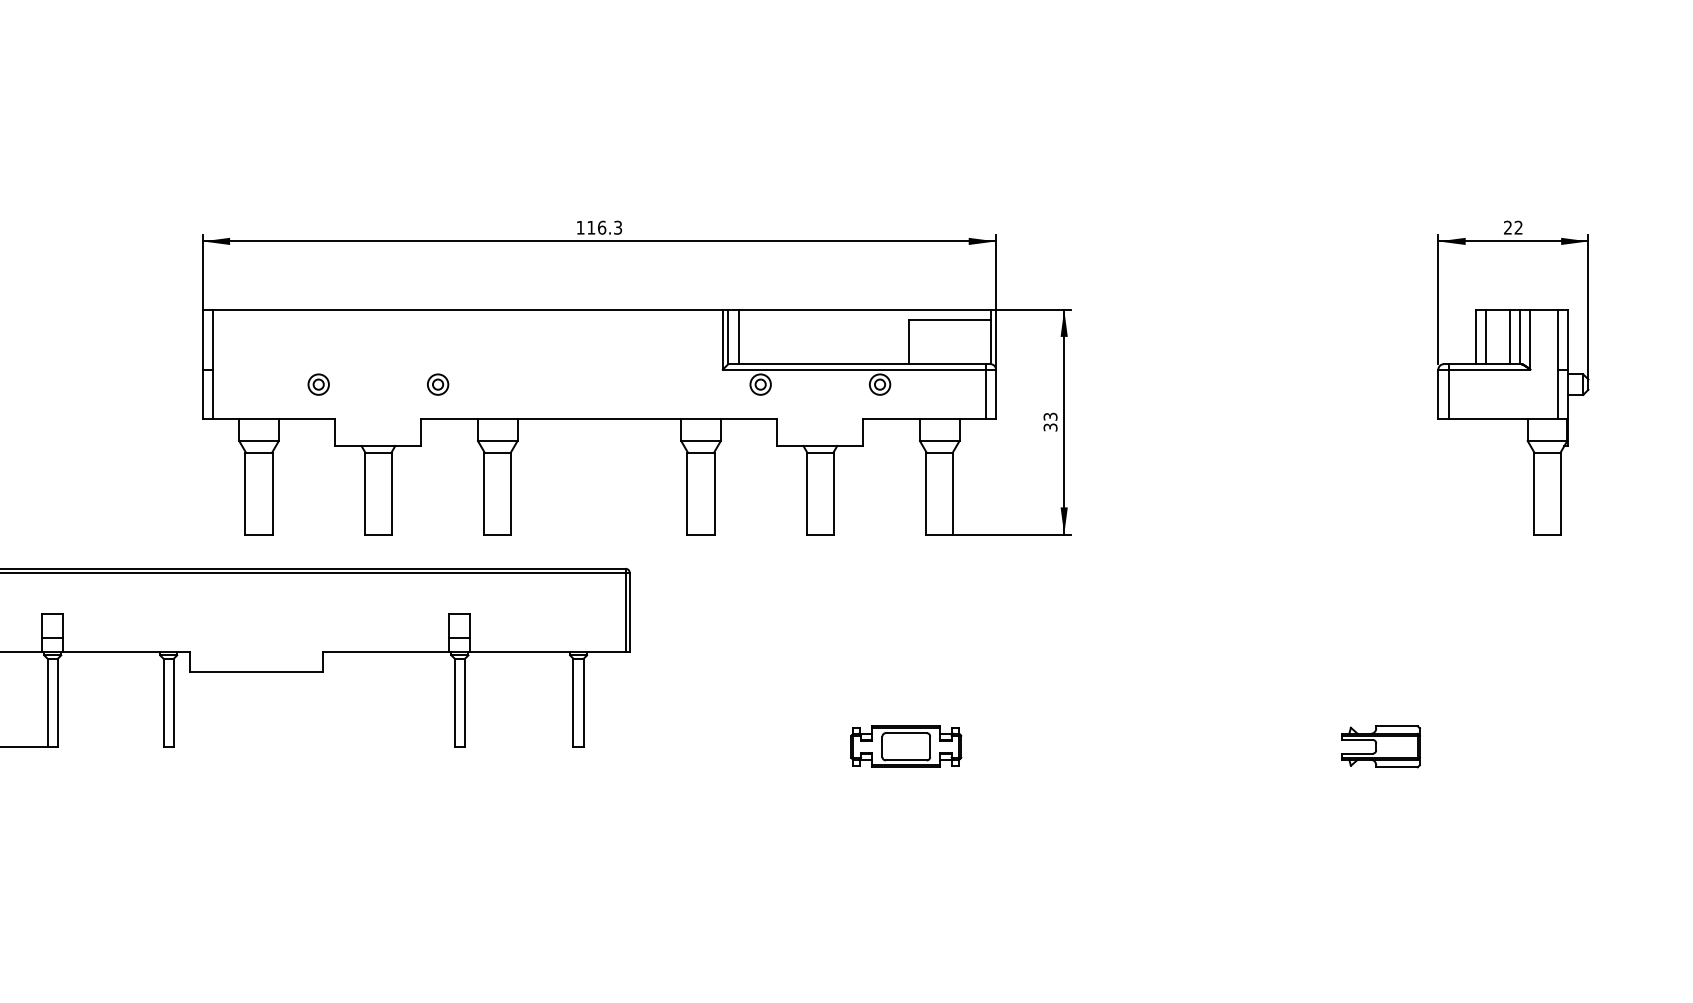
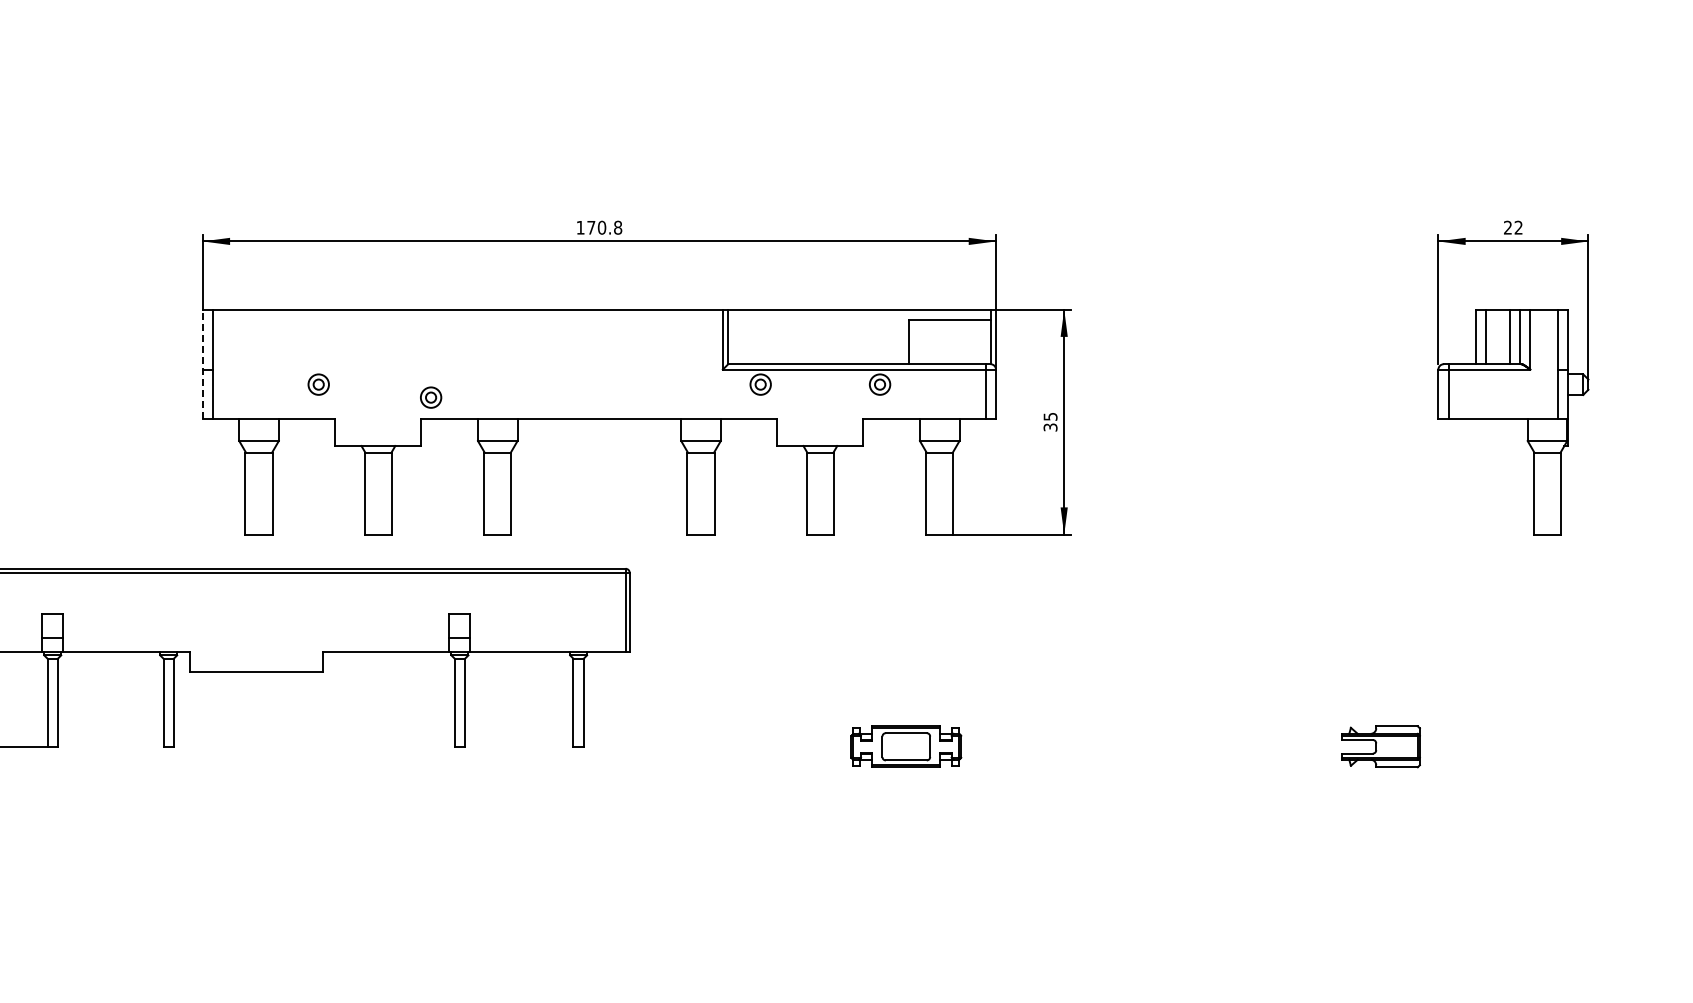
text: 116.3 -> 170.8 (604, 227)
line: present -> none (738, 336)
line: solid -> dashed (202, 364)
part position: (438, 384) -> (431, 397) (431, 397)
text: 33 -> 35 (1049, 416)
